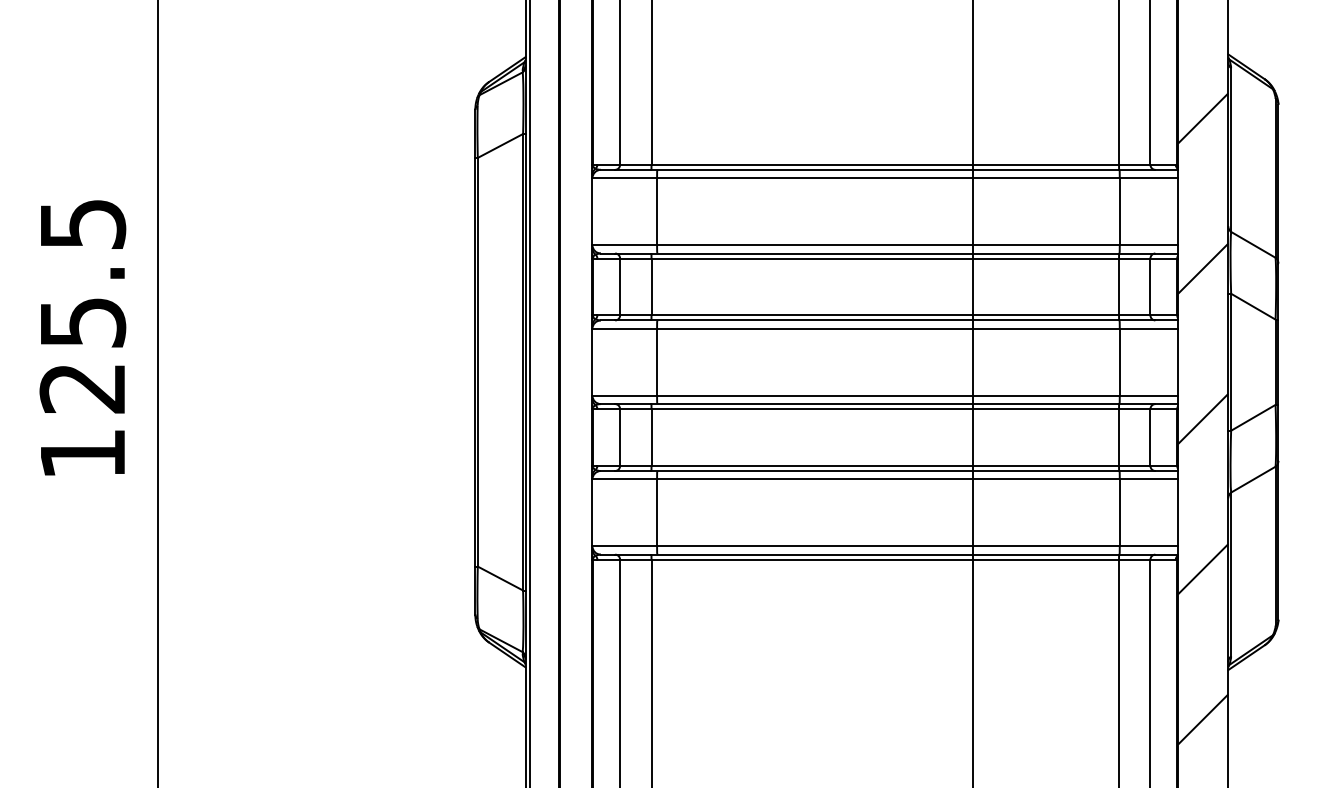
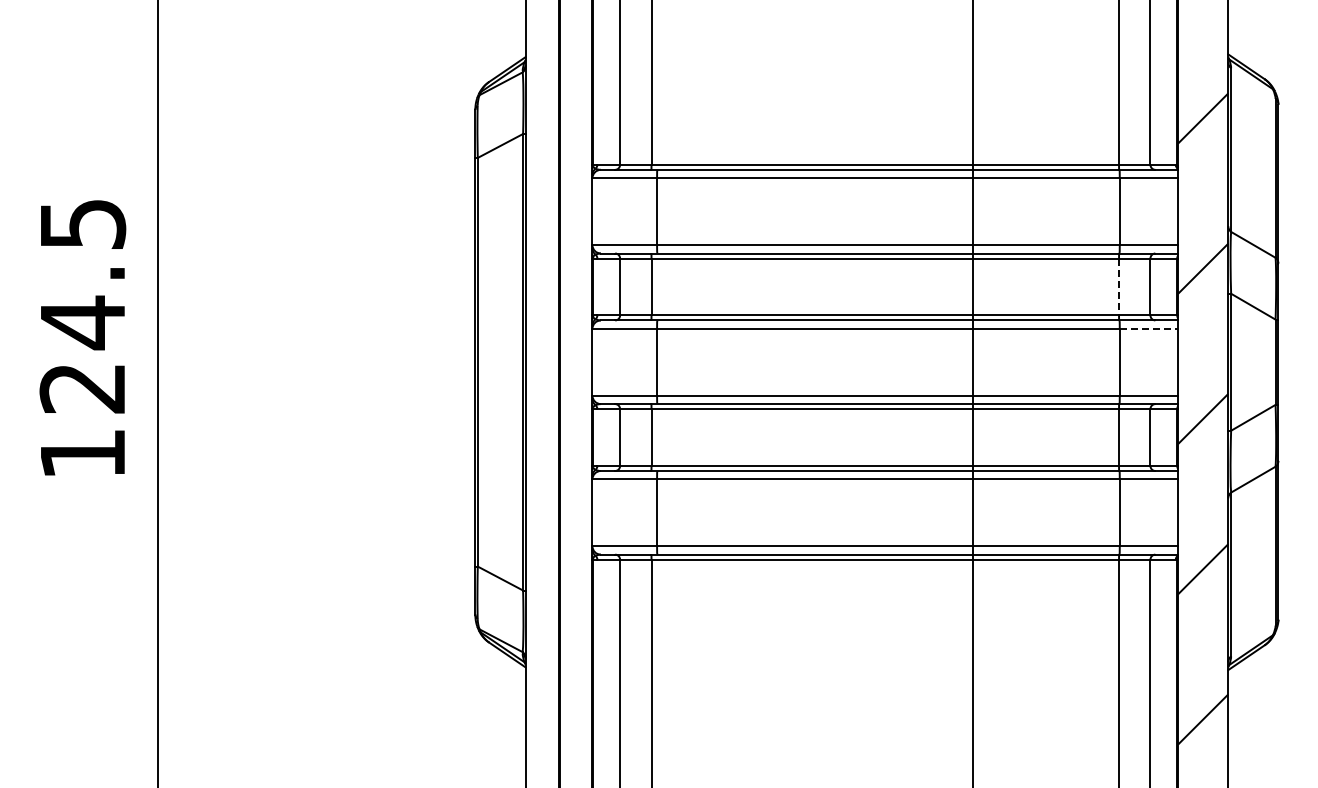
line: solid -> dashed (1119, 287)
text: 125.5 -> 124.5 (83, 322)
line: solid -> dashed (1149, 328)
line: present -> none (530, 393)
